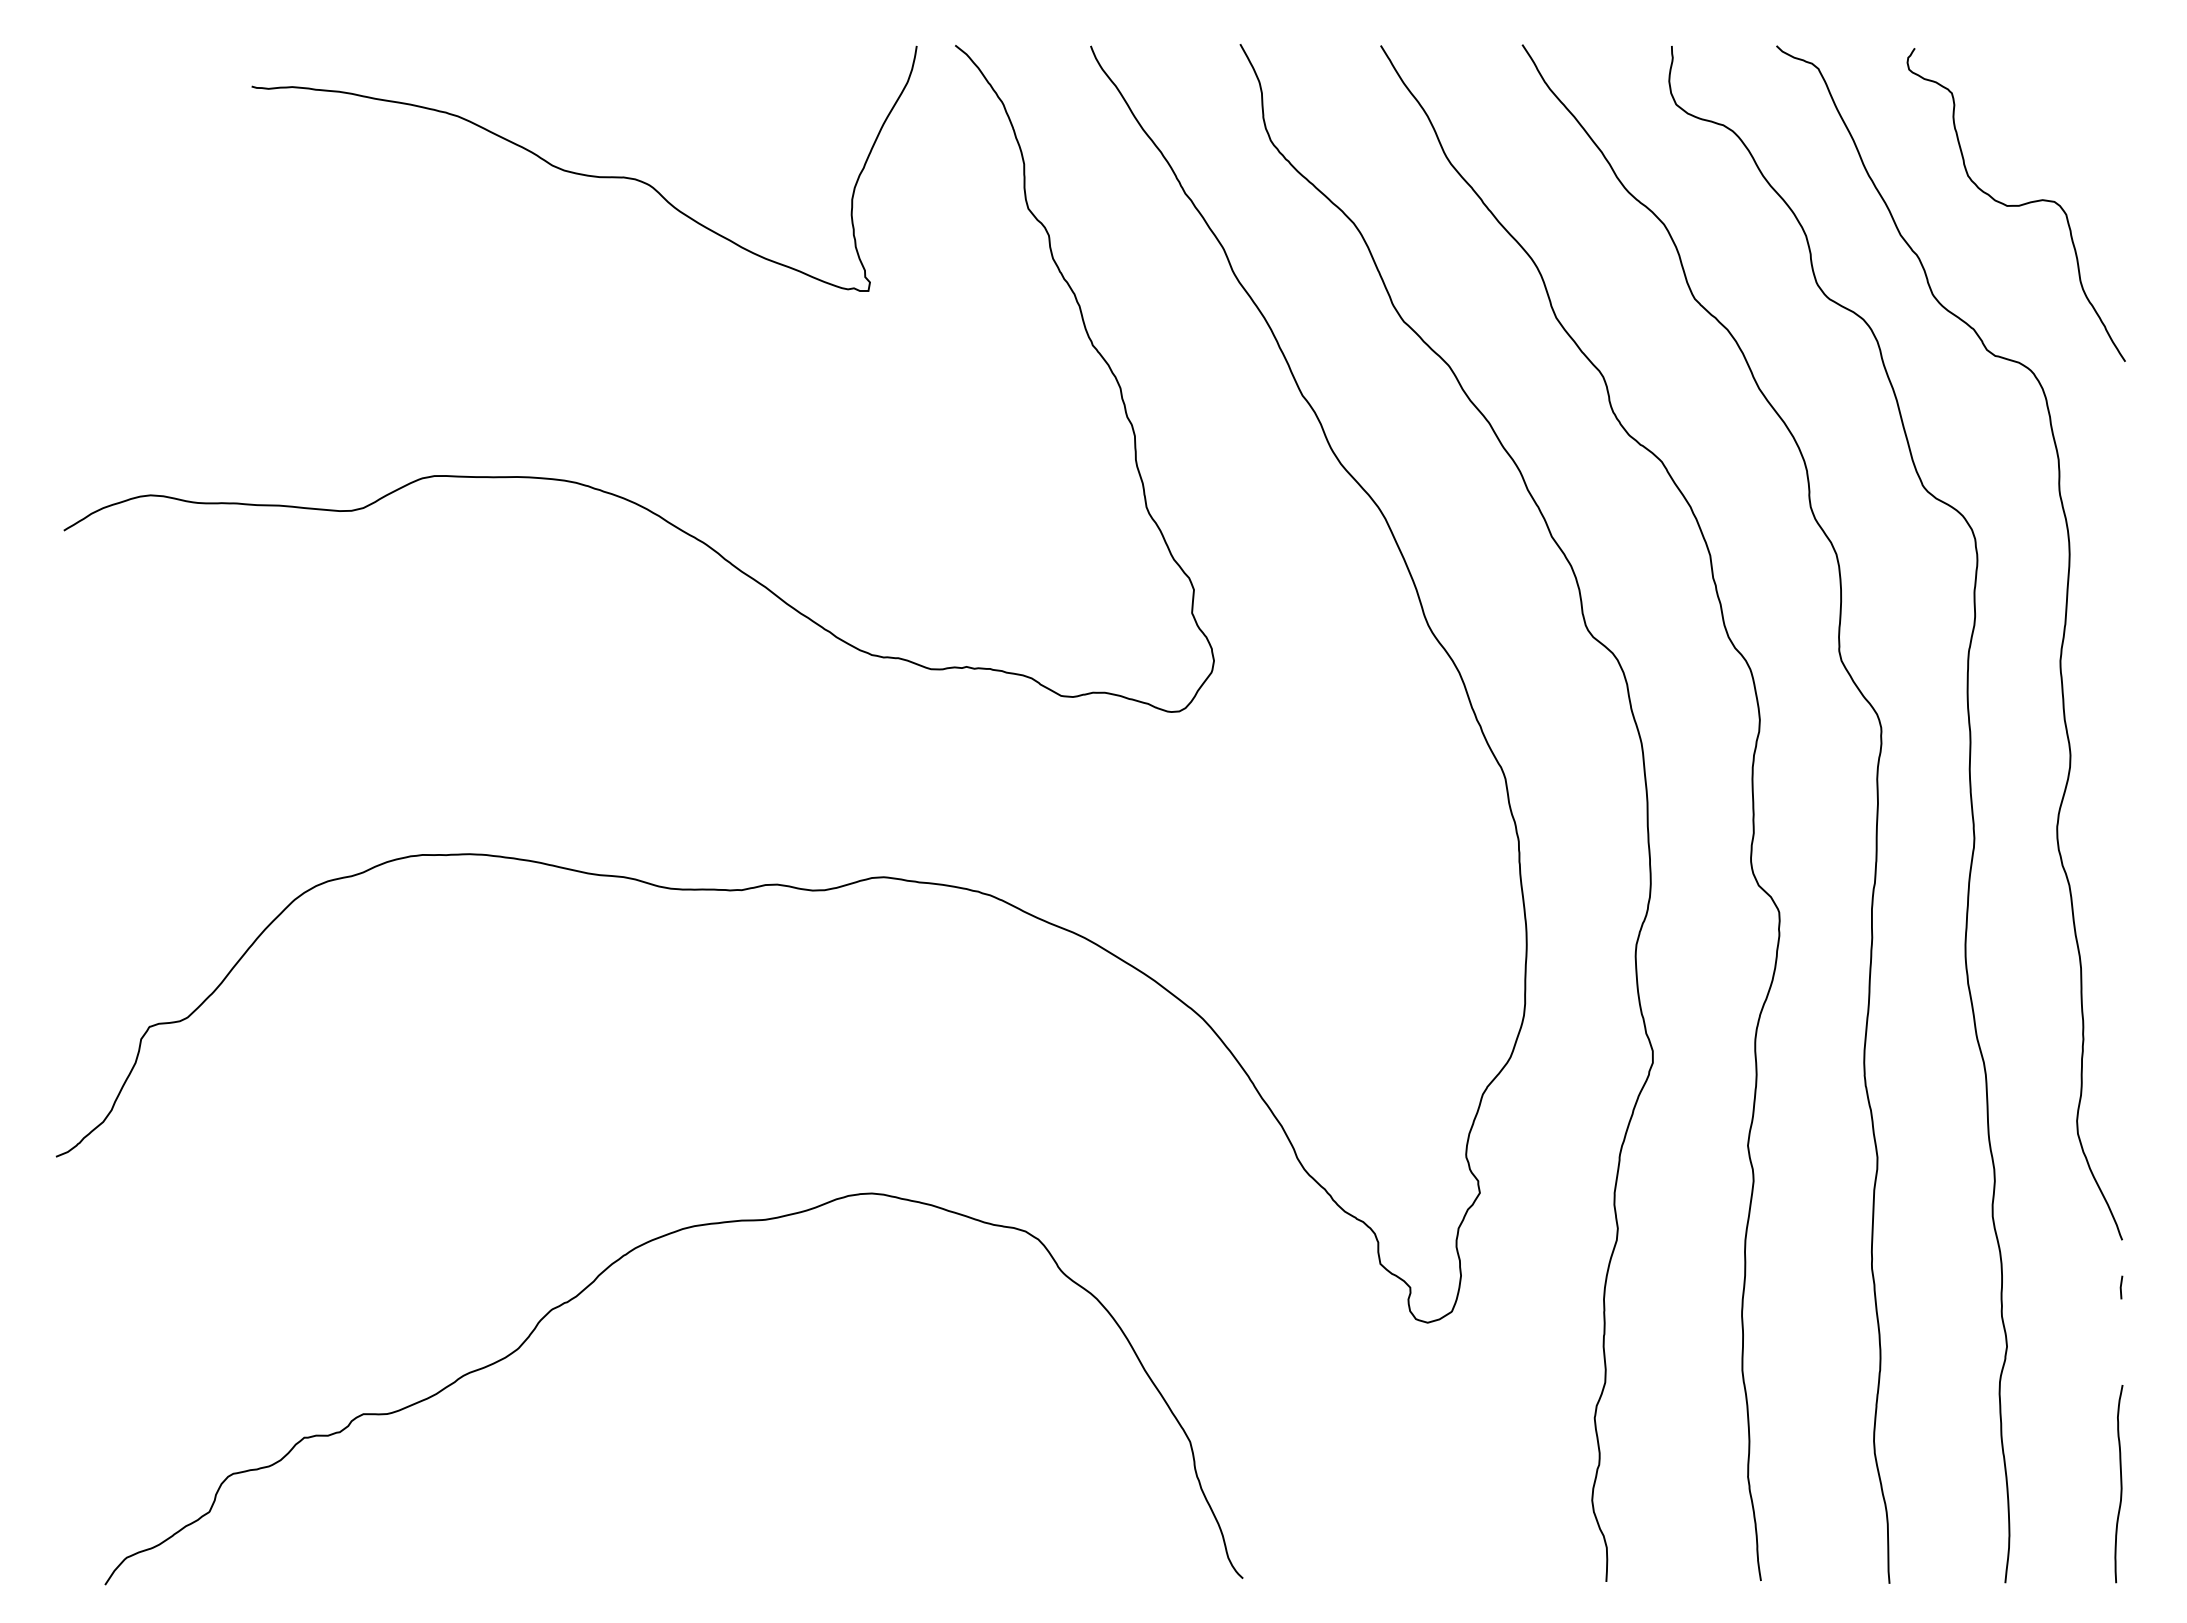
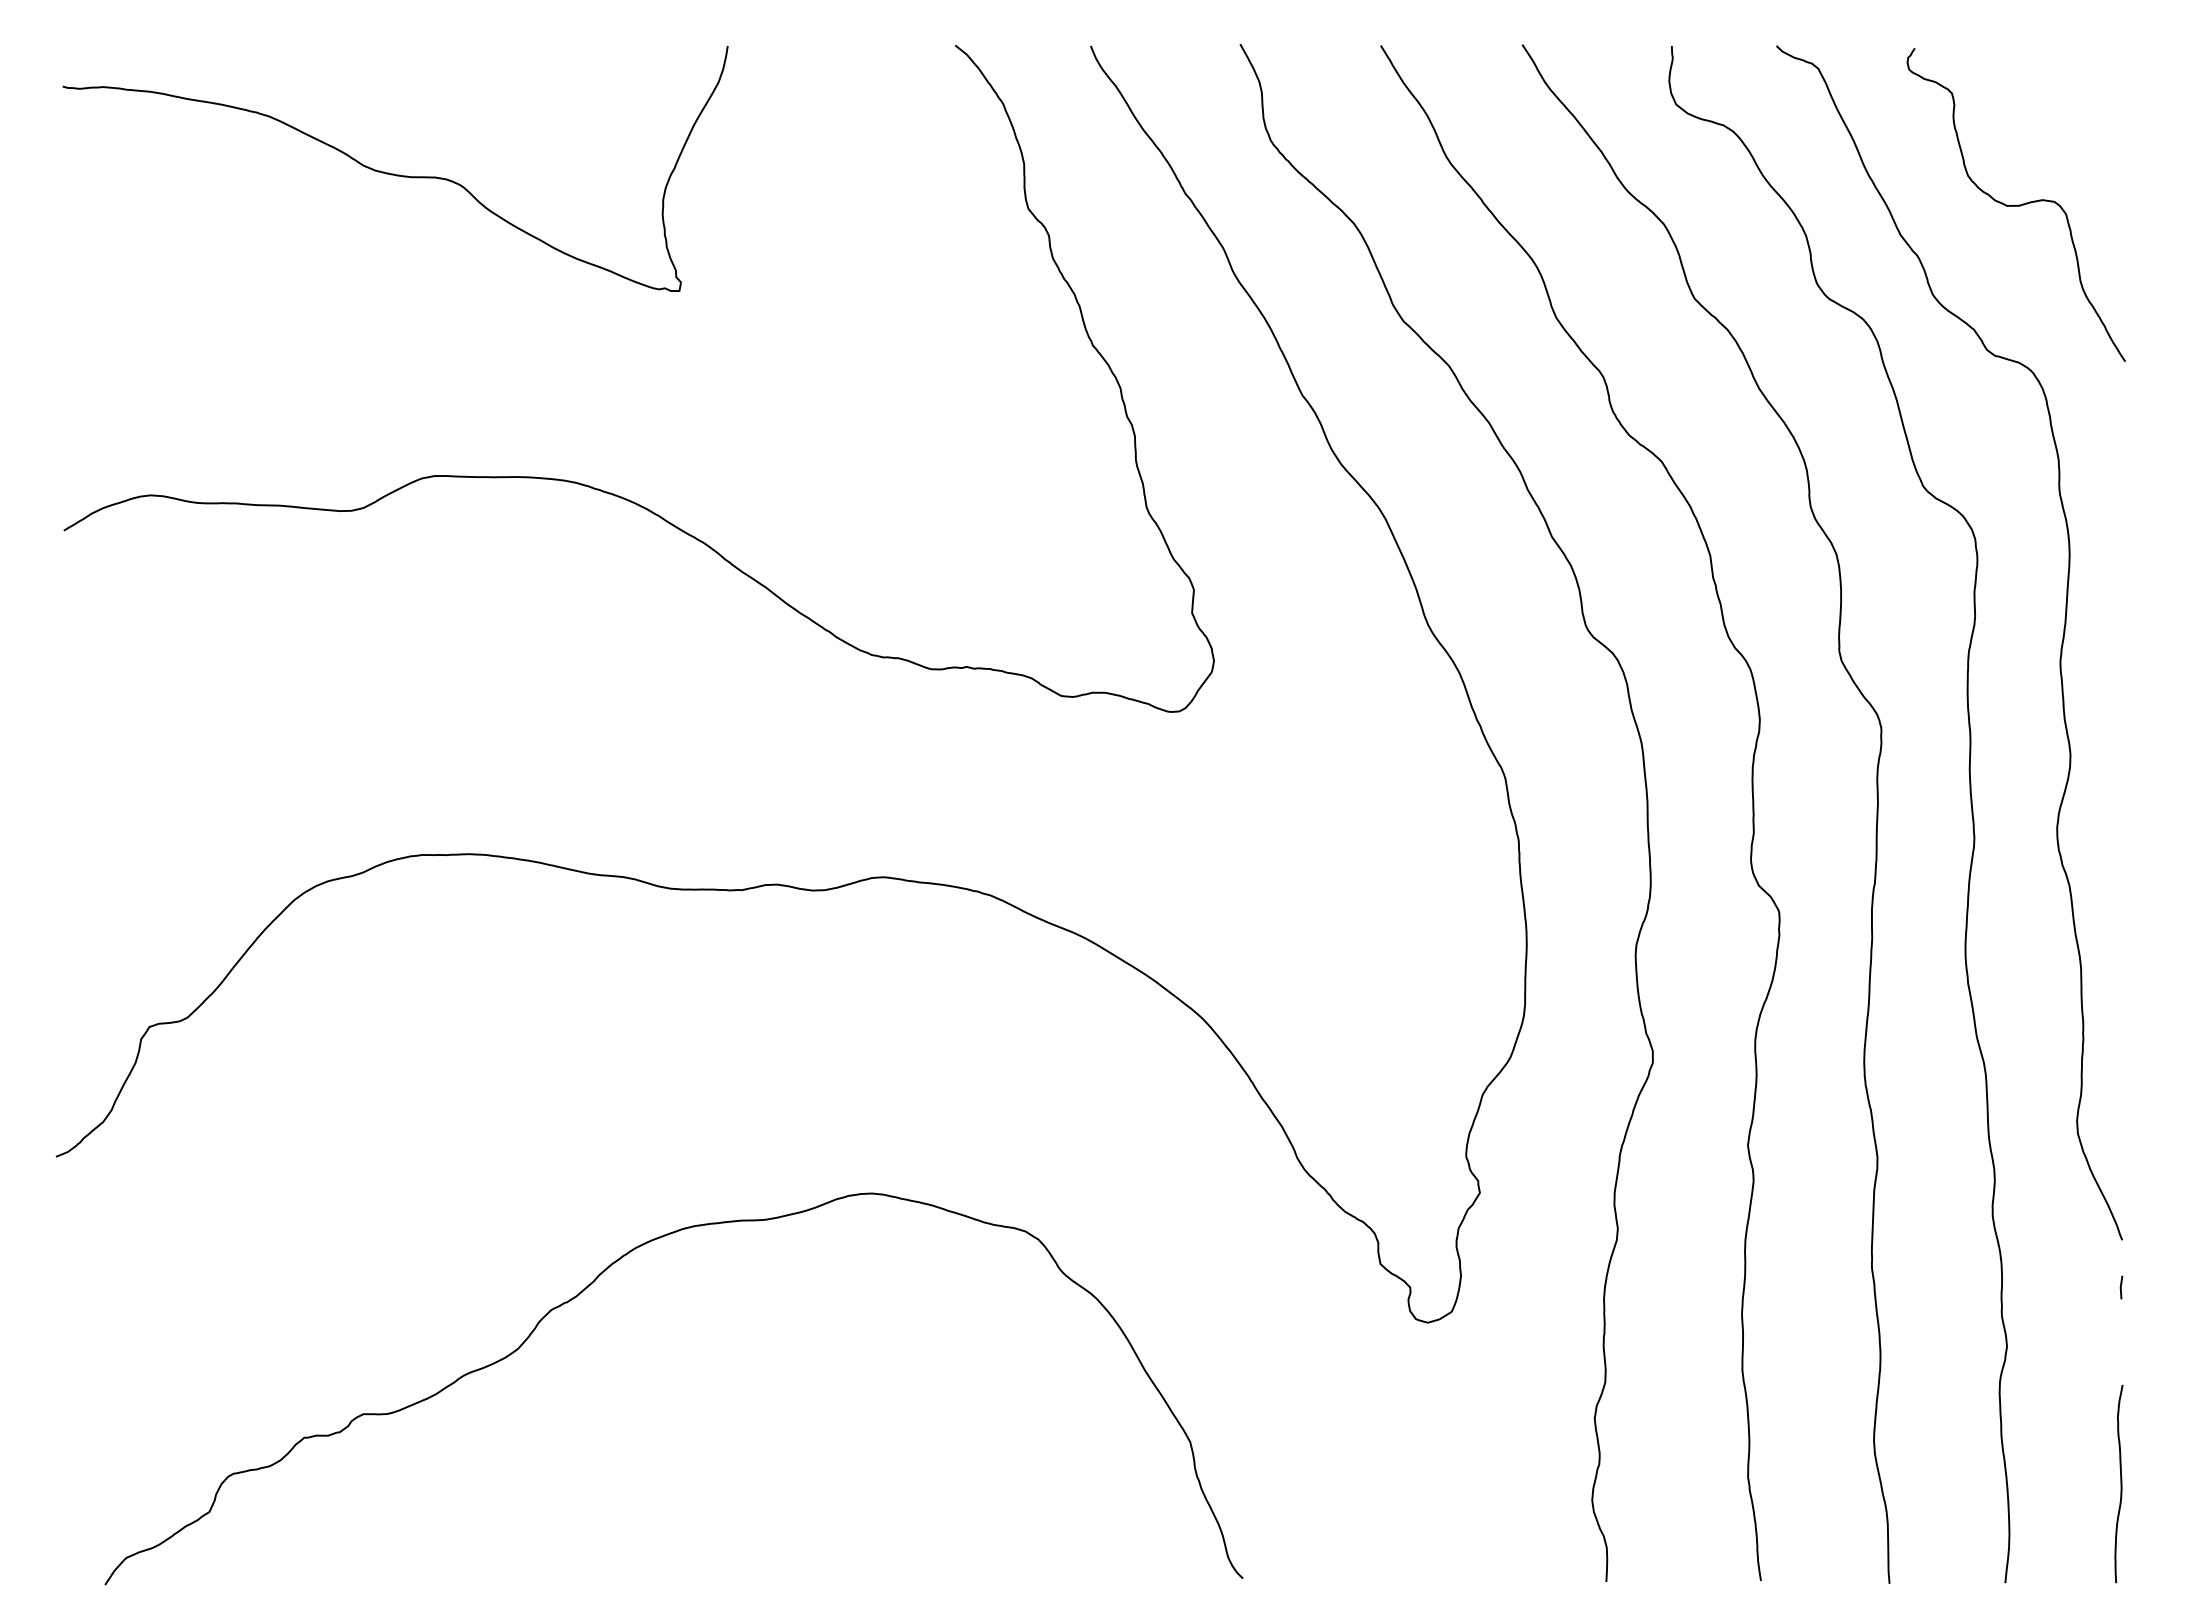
curve position: (583, 173) -> (394, 173) (394, 173)
